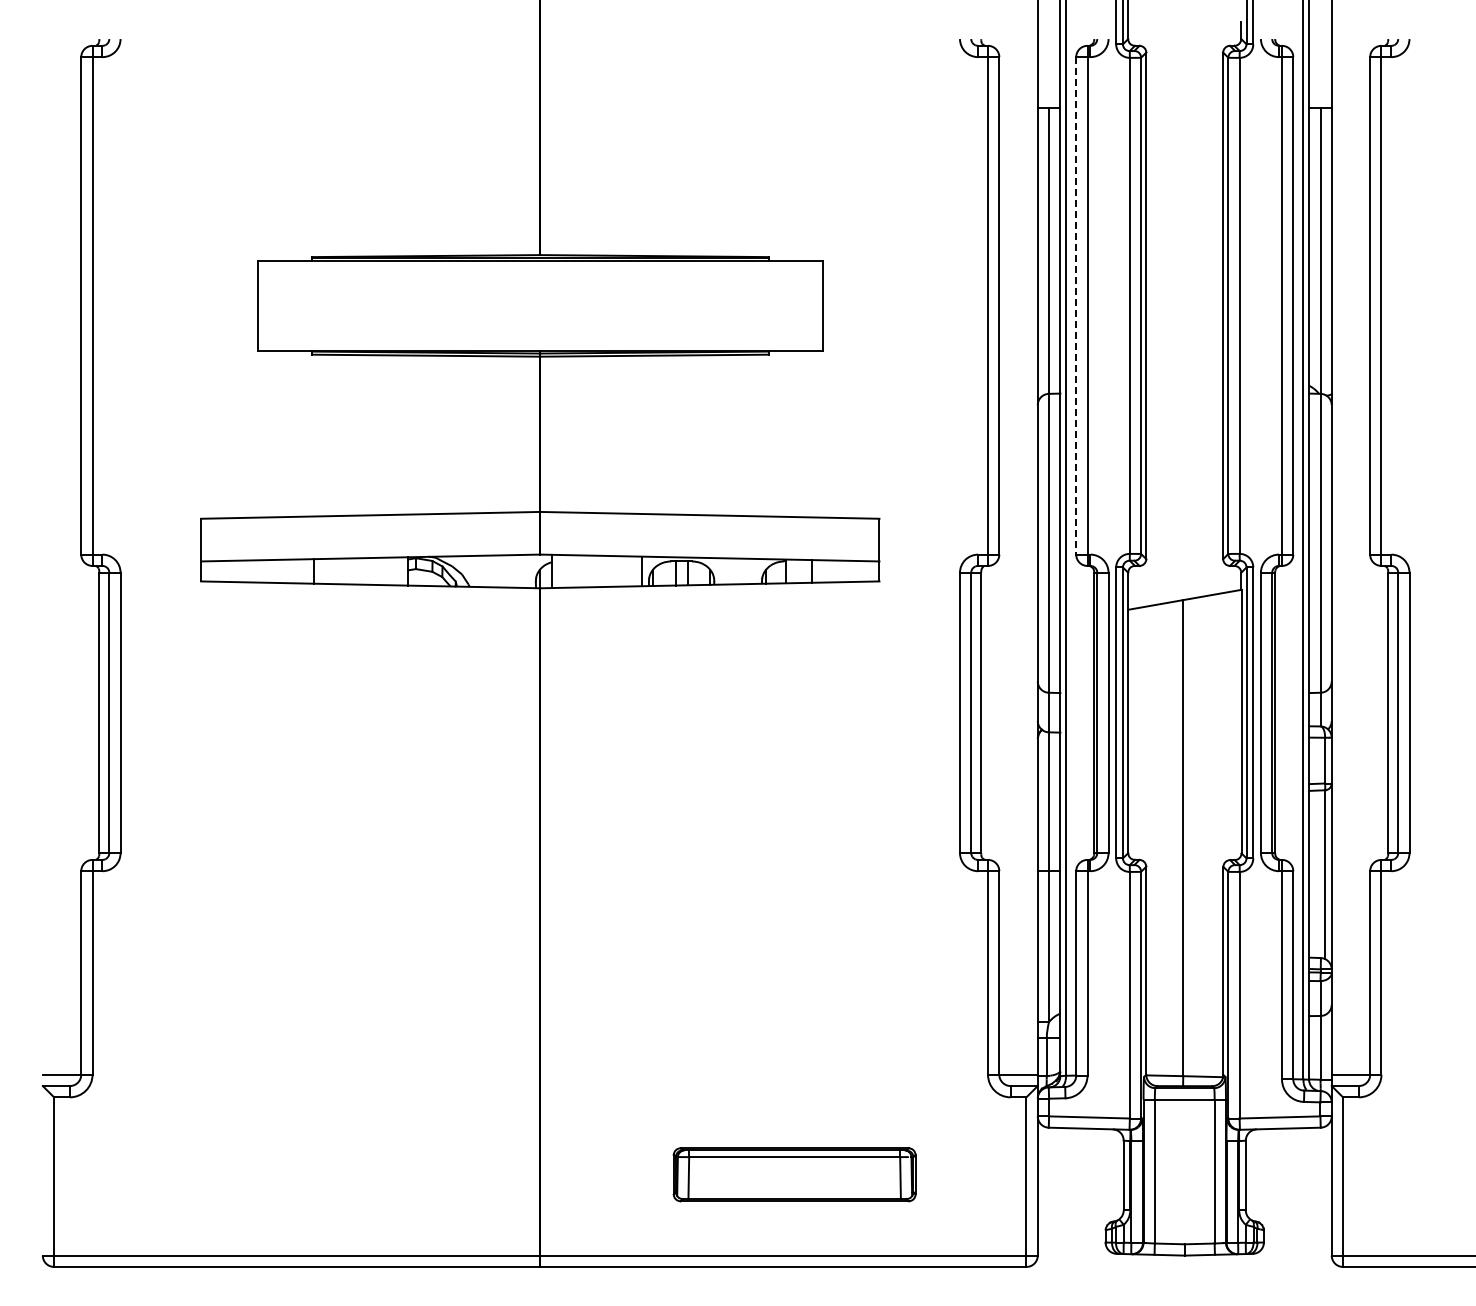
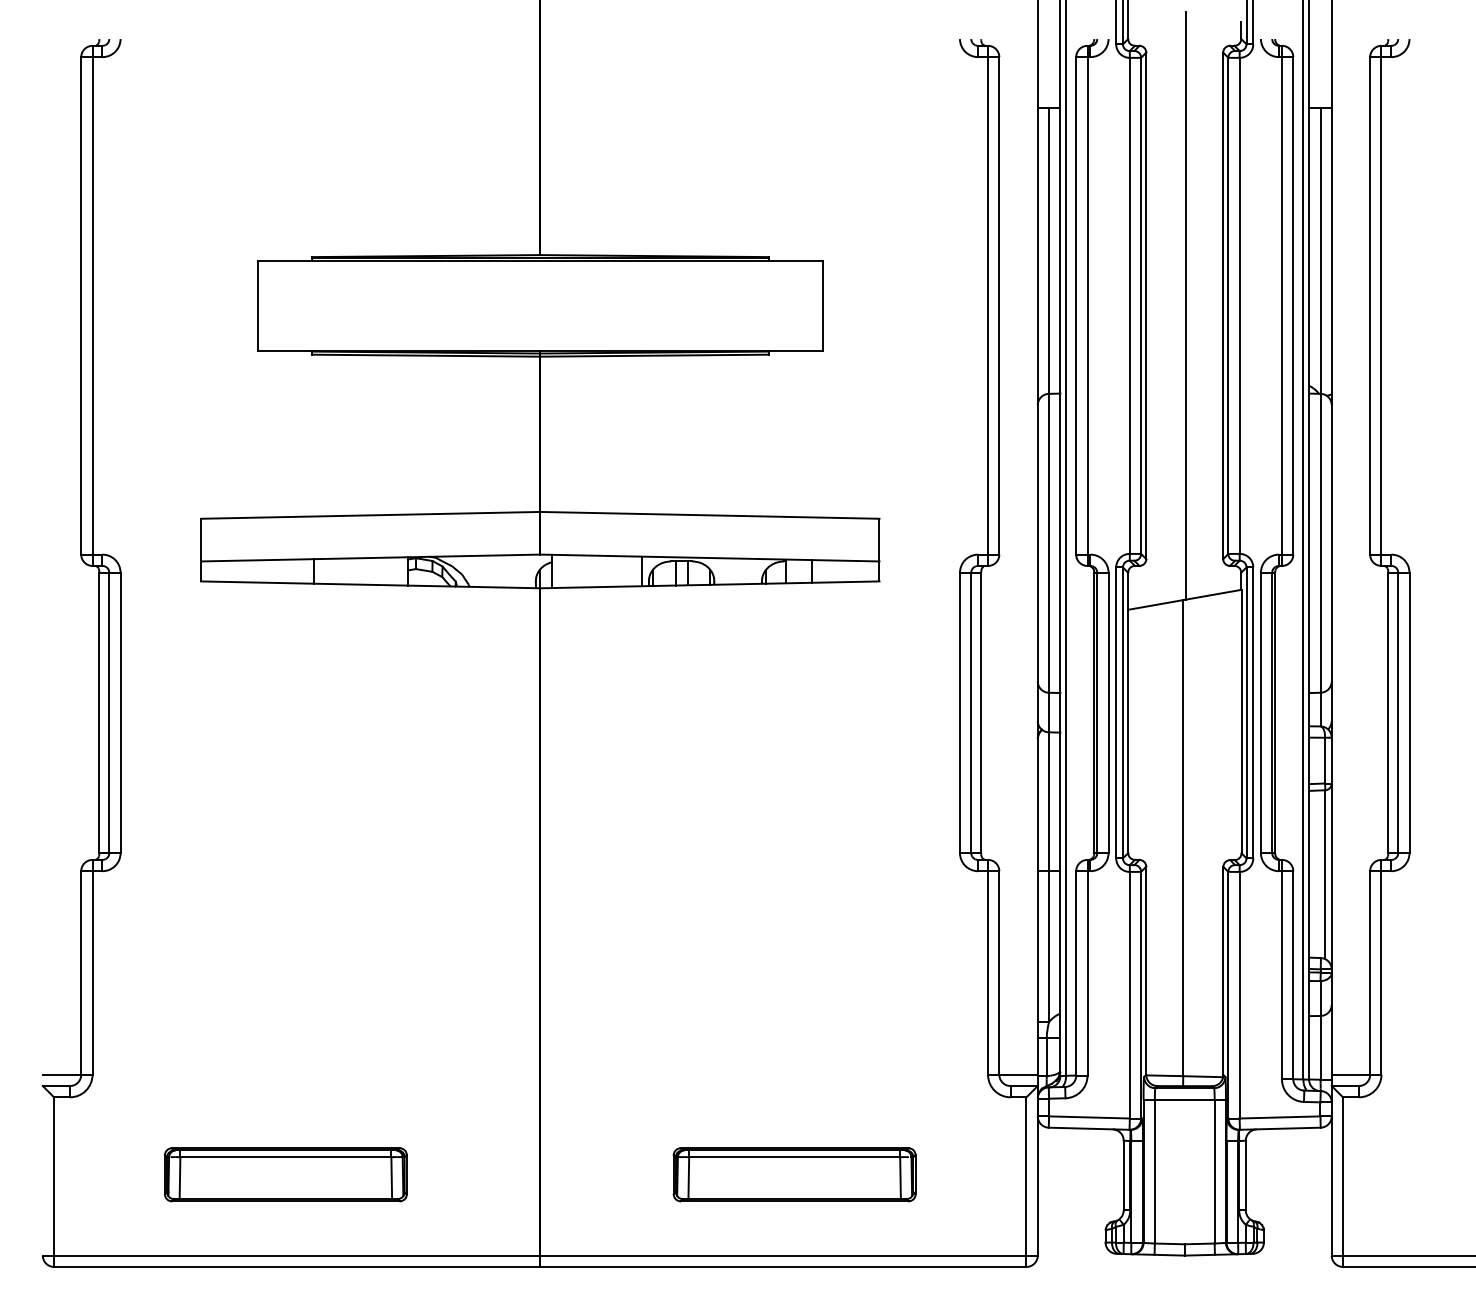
line: dashed -> solid (1076, 305)
line: none -> present (1186, 305)
part: none -> present (285, 1174)
